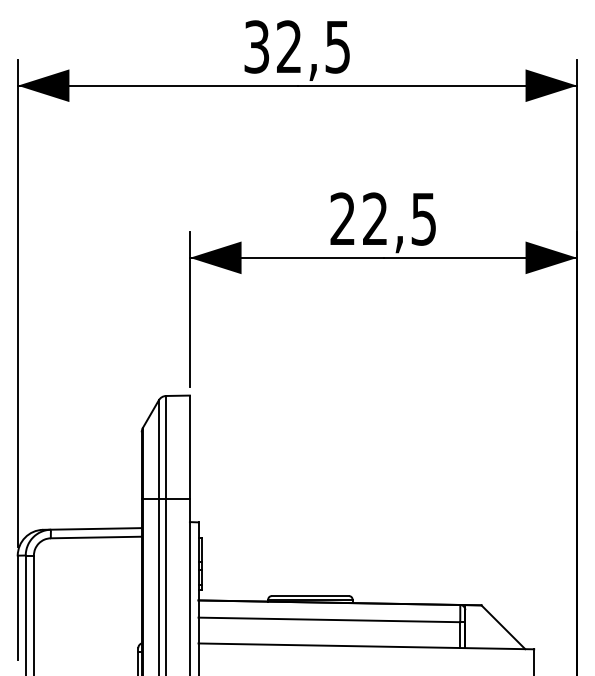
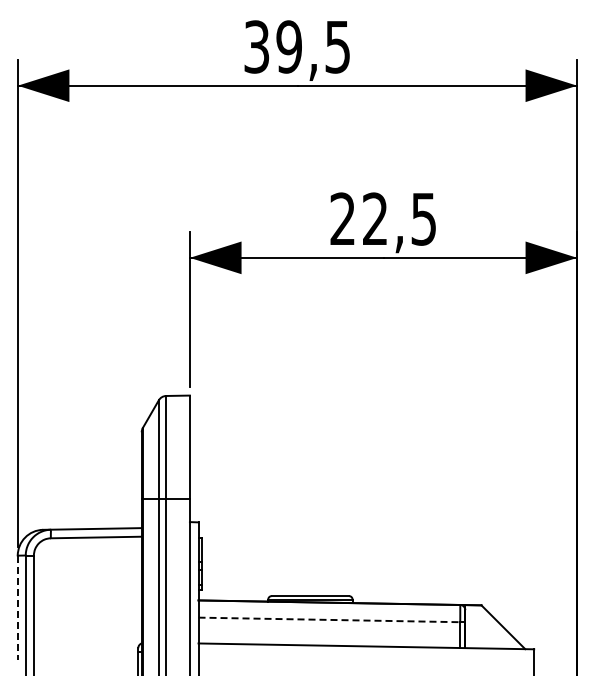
text: 32,5 -> 39,5 (288, 46)
line: solid -> dashed (17, 608)
line: solid -> dashed (329, 619)
